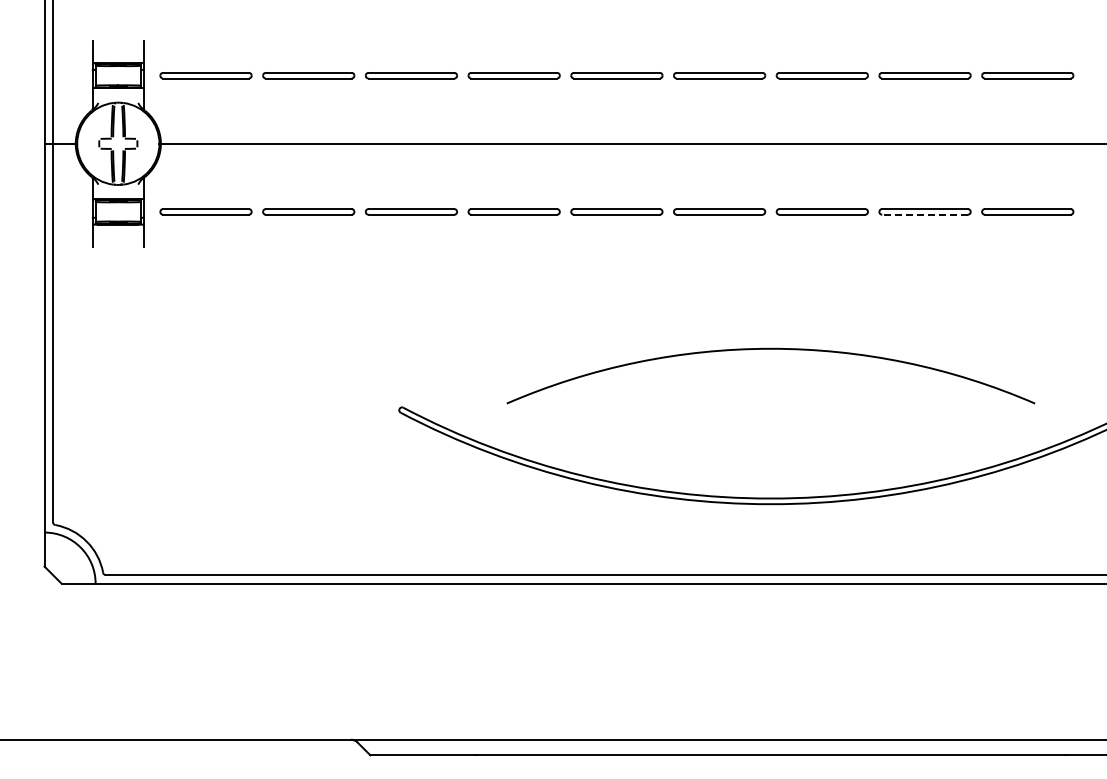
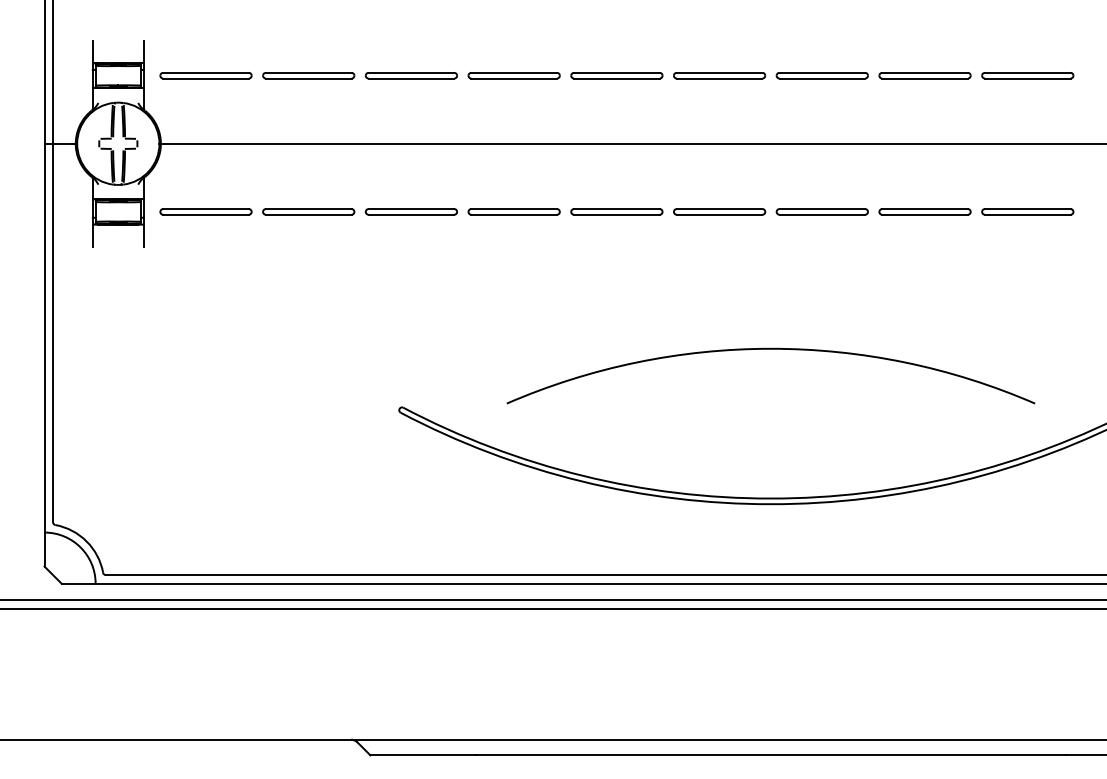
line: dashed -> solid (925, 214)
line: none -> present (552, 599)
line: none -> present (552, 609)
